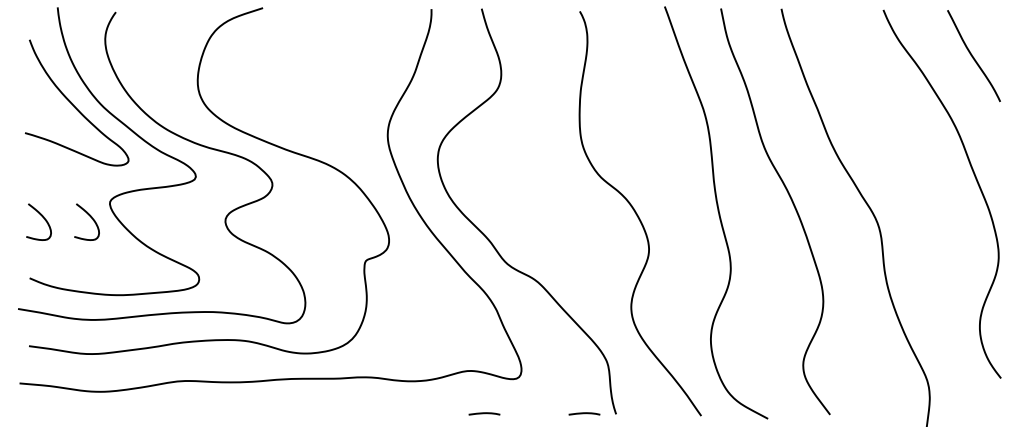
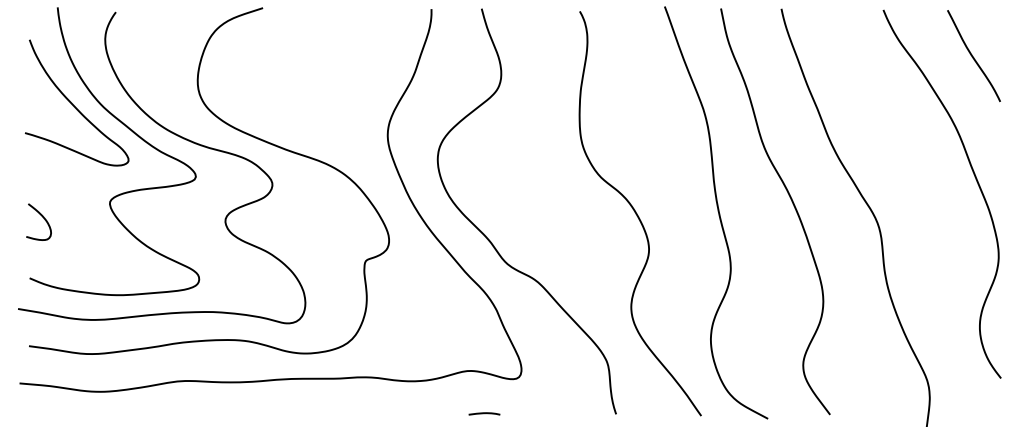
curve: present -> none (90, 217)
line: present -> none (584, 413)
